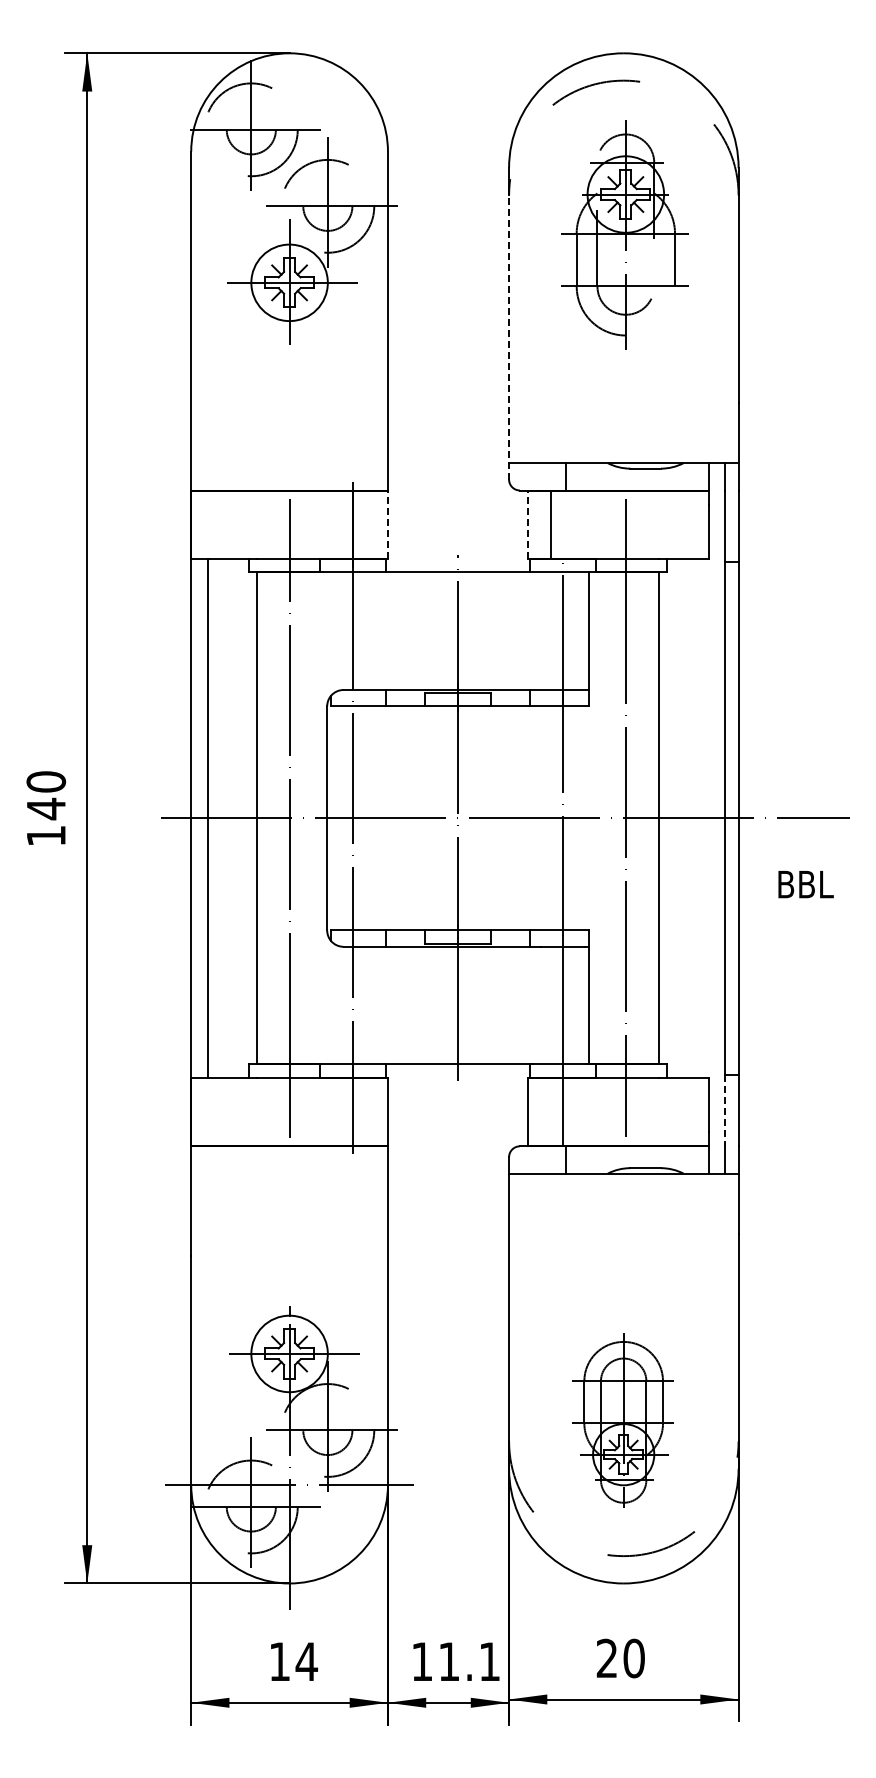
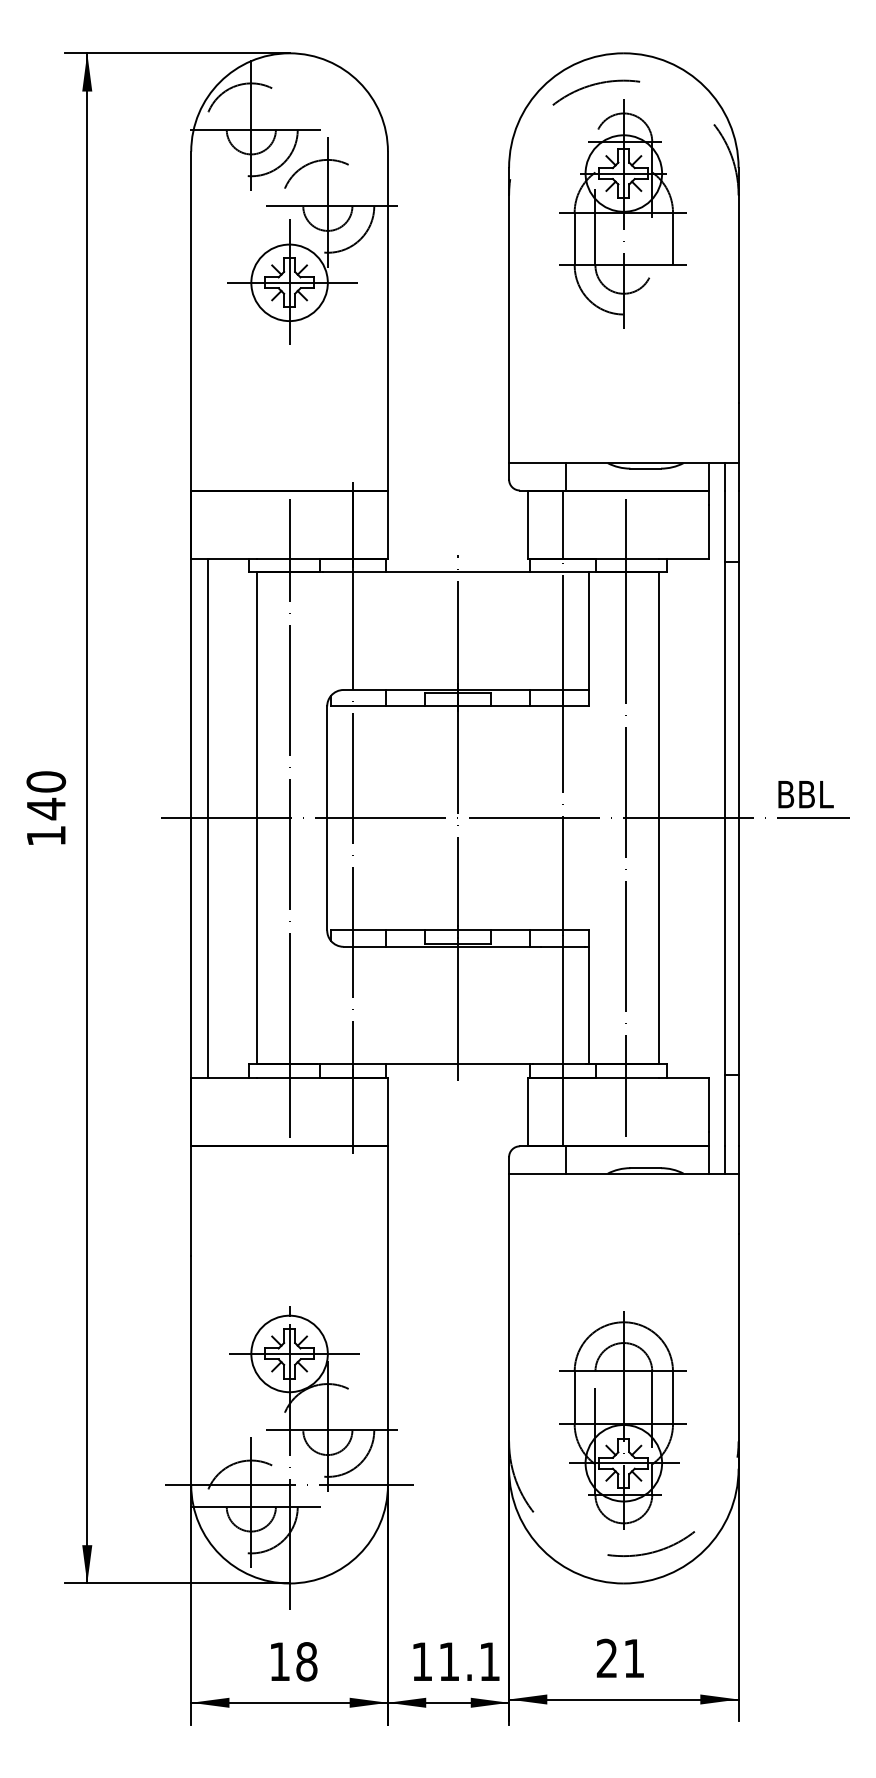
part position: (624, 234) -> (622, 213) (622, 213)
line: dashed -> solid (509, 337)
line: dashed -> solid (387, 524)
line: dashed -> solid (528, 524)
line position: (551, 524) -> (563, 524) (563, 524)
text position: (805, 884) -> (805, 794) (805, 794)
line: dashed -> solid (724, 1110)
part size: 102x175 px -> 128x219 px (622, 1420)
text: 20 -> 21 (633, 1658)
text: 14 -> 18 (306, 1661)
